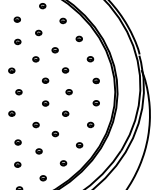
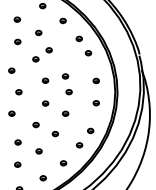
part position: (54, 50) -> (48, 50) (48, 50)
part position: (90, 59) -> (88, 53) (88, 53)
part position: (65, 70) -> (65, 76) (65, 76)
part position: (90, 124) -> (90, 130) (90, 130)
